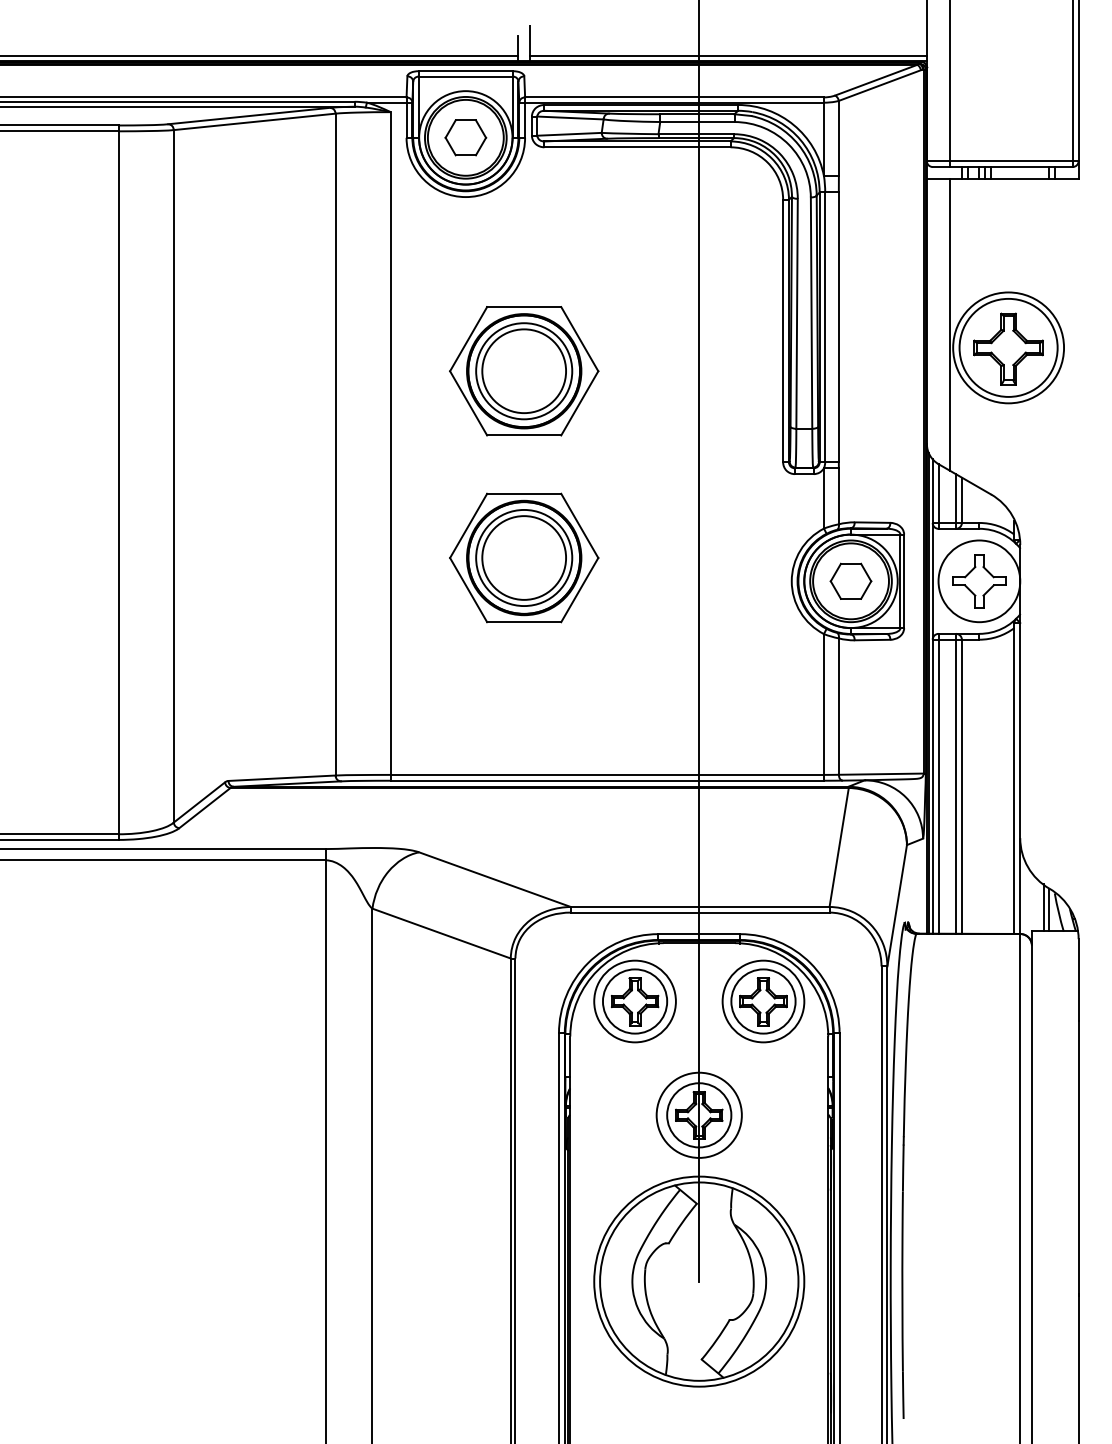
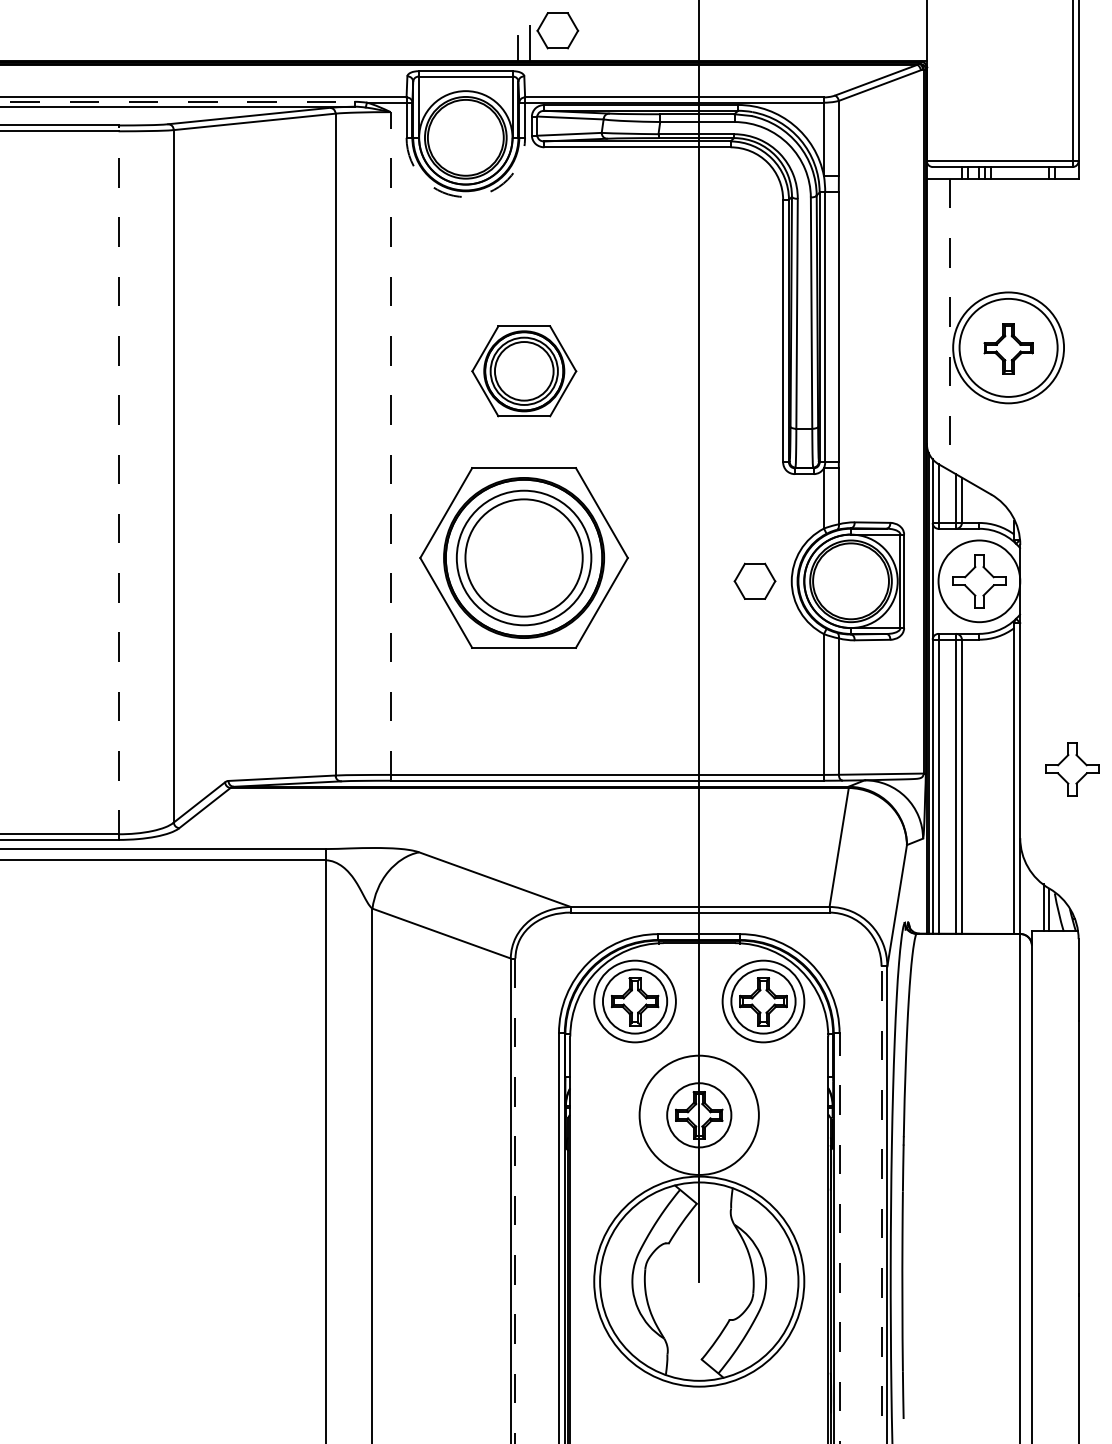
line: present -> none (260, 56)
line: present -> none (728, 56)
line: present -> none (950, 84)
line: solid -> dashed (177, 101)
part position: (465, 137) -> (557, 30) (557, 30)
arc: solid -> dashed (465, 197)
line: solid -> dashed (950, 325)
part size: 71x74 px -> 51x52 px (1008, 348)
part size: 151x131 px -> 107x93 px (524, 371)
line: solid -> dashed (390, 445)
line: solid -> dashed (118, 482)
part size: 151x132 px -> 210x182 px (523, 557)
part position: (850, 580) -> (754, 580) (754, 580)
part: none -> present (1072, 769)
circle diameter: 85 px -> 119 px (698, 1114)
line: solid -> dashed (515, 1201)
line: solid -> dashed (881, 1204)
line: solid -> dashed (839, 1238)
